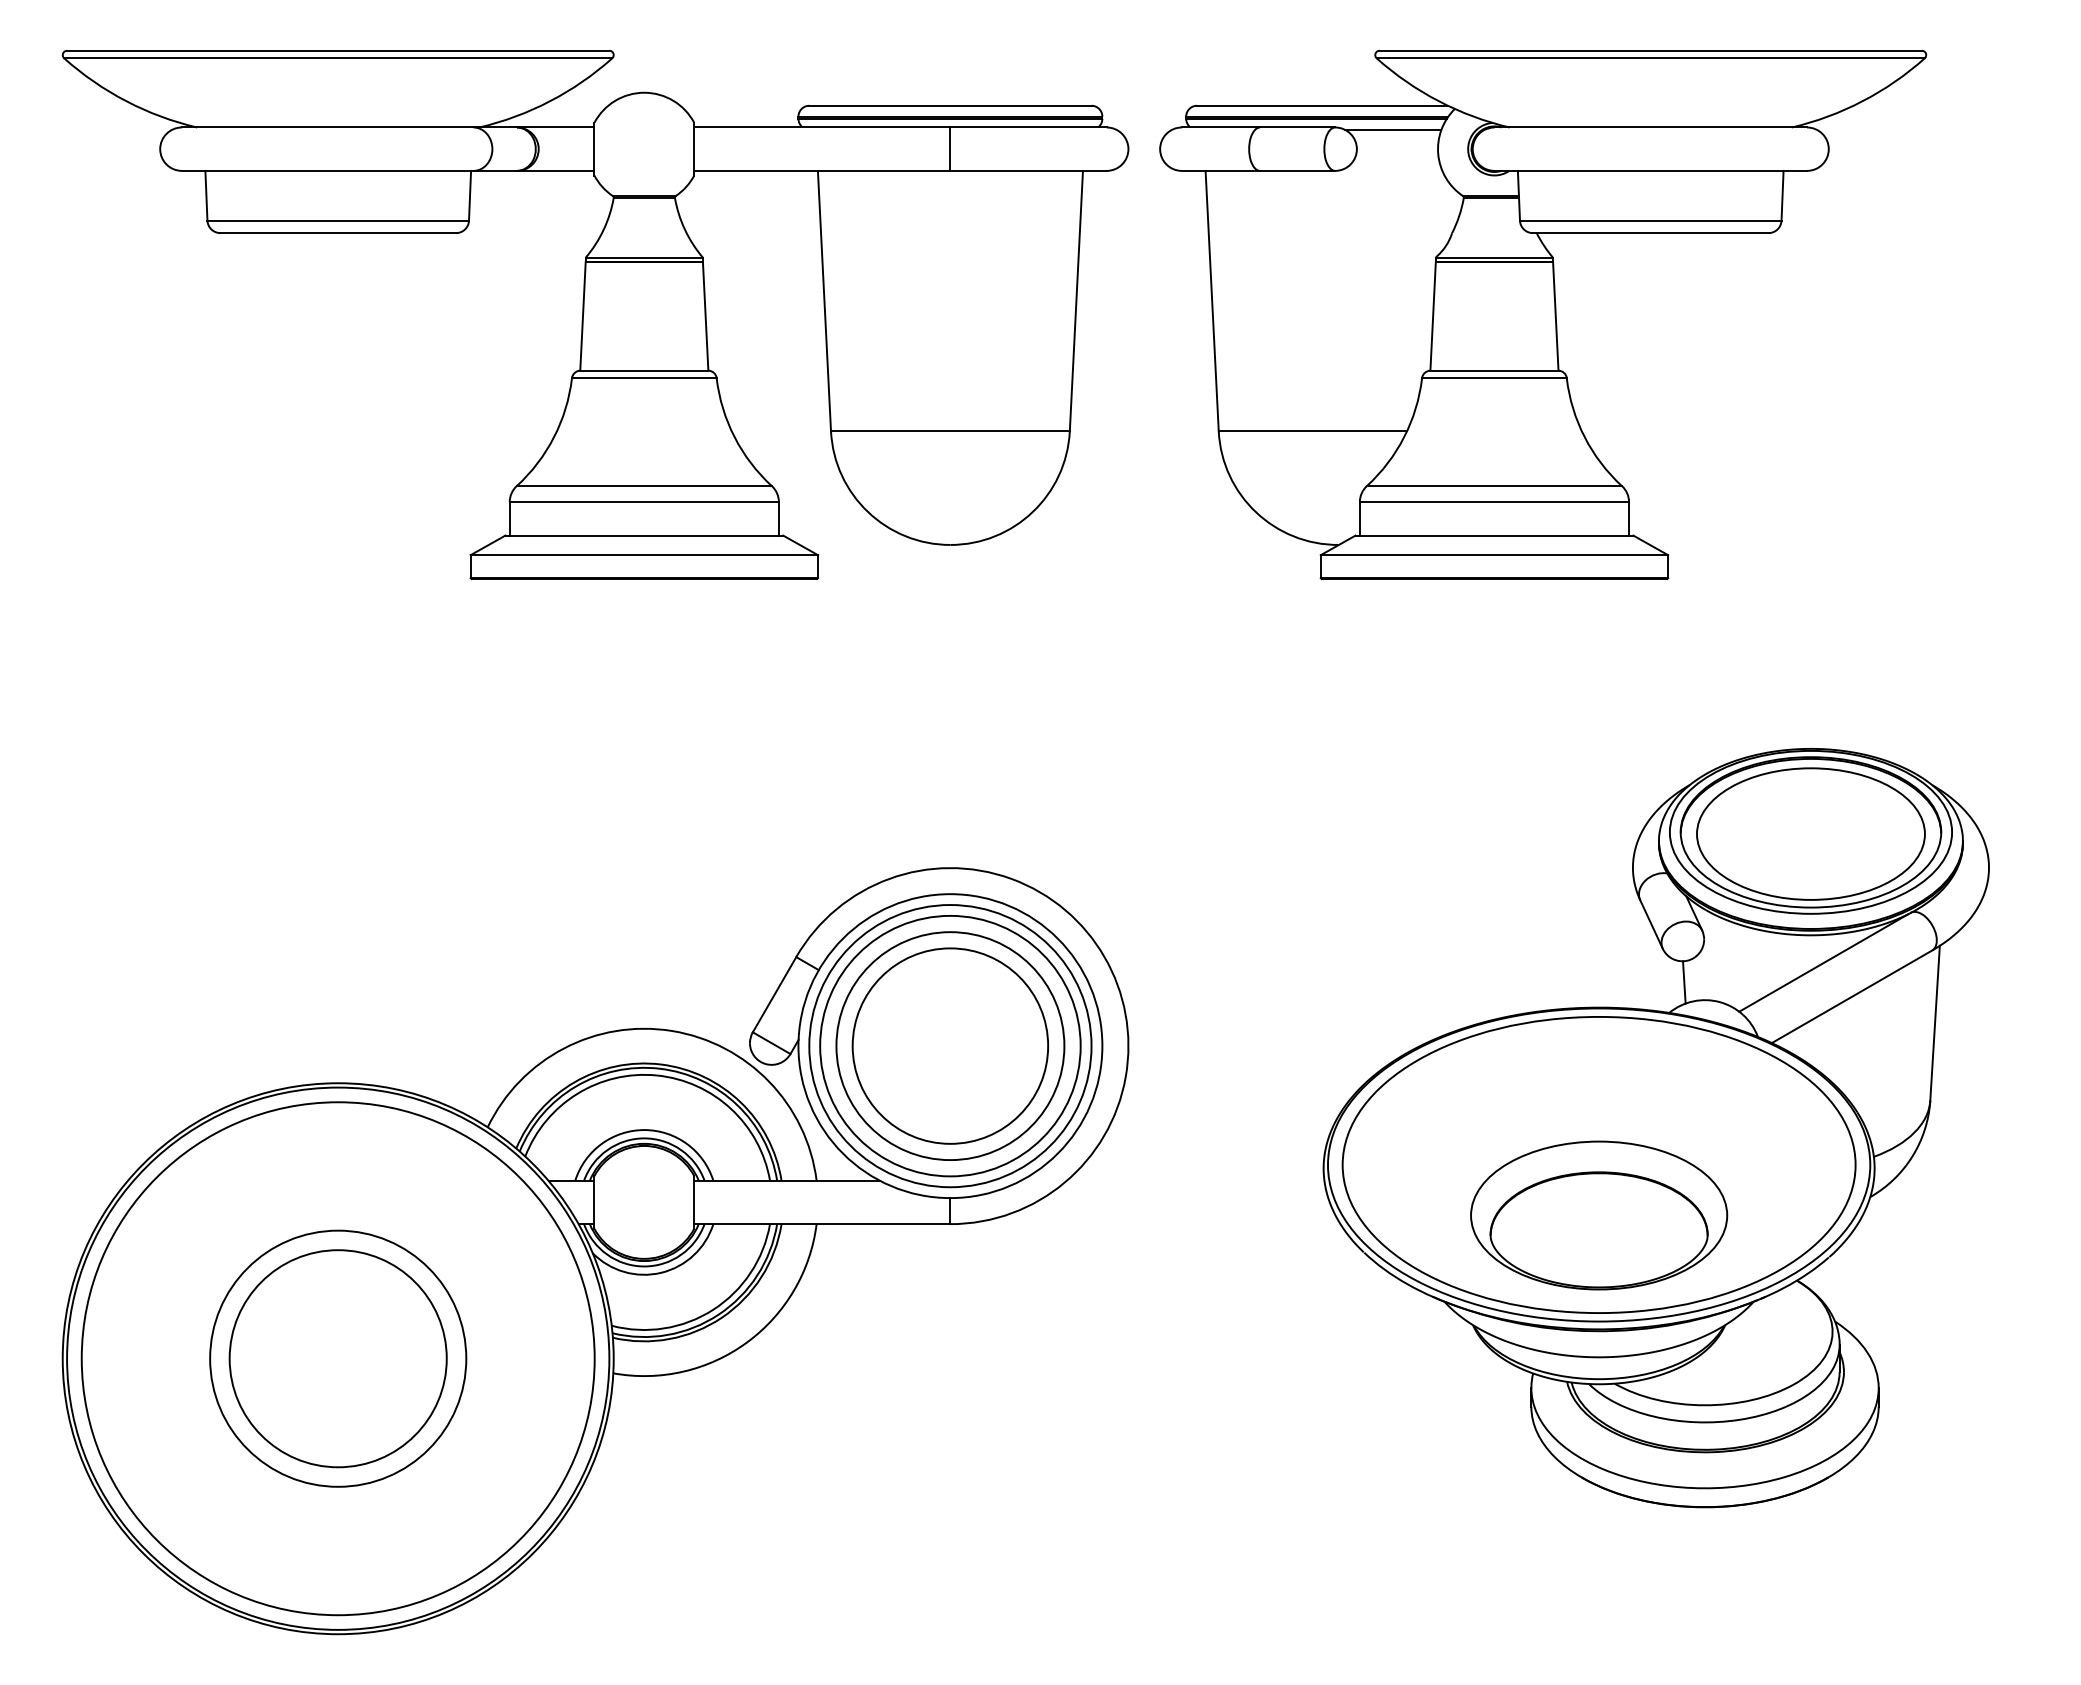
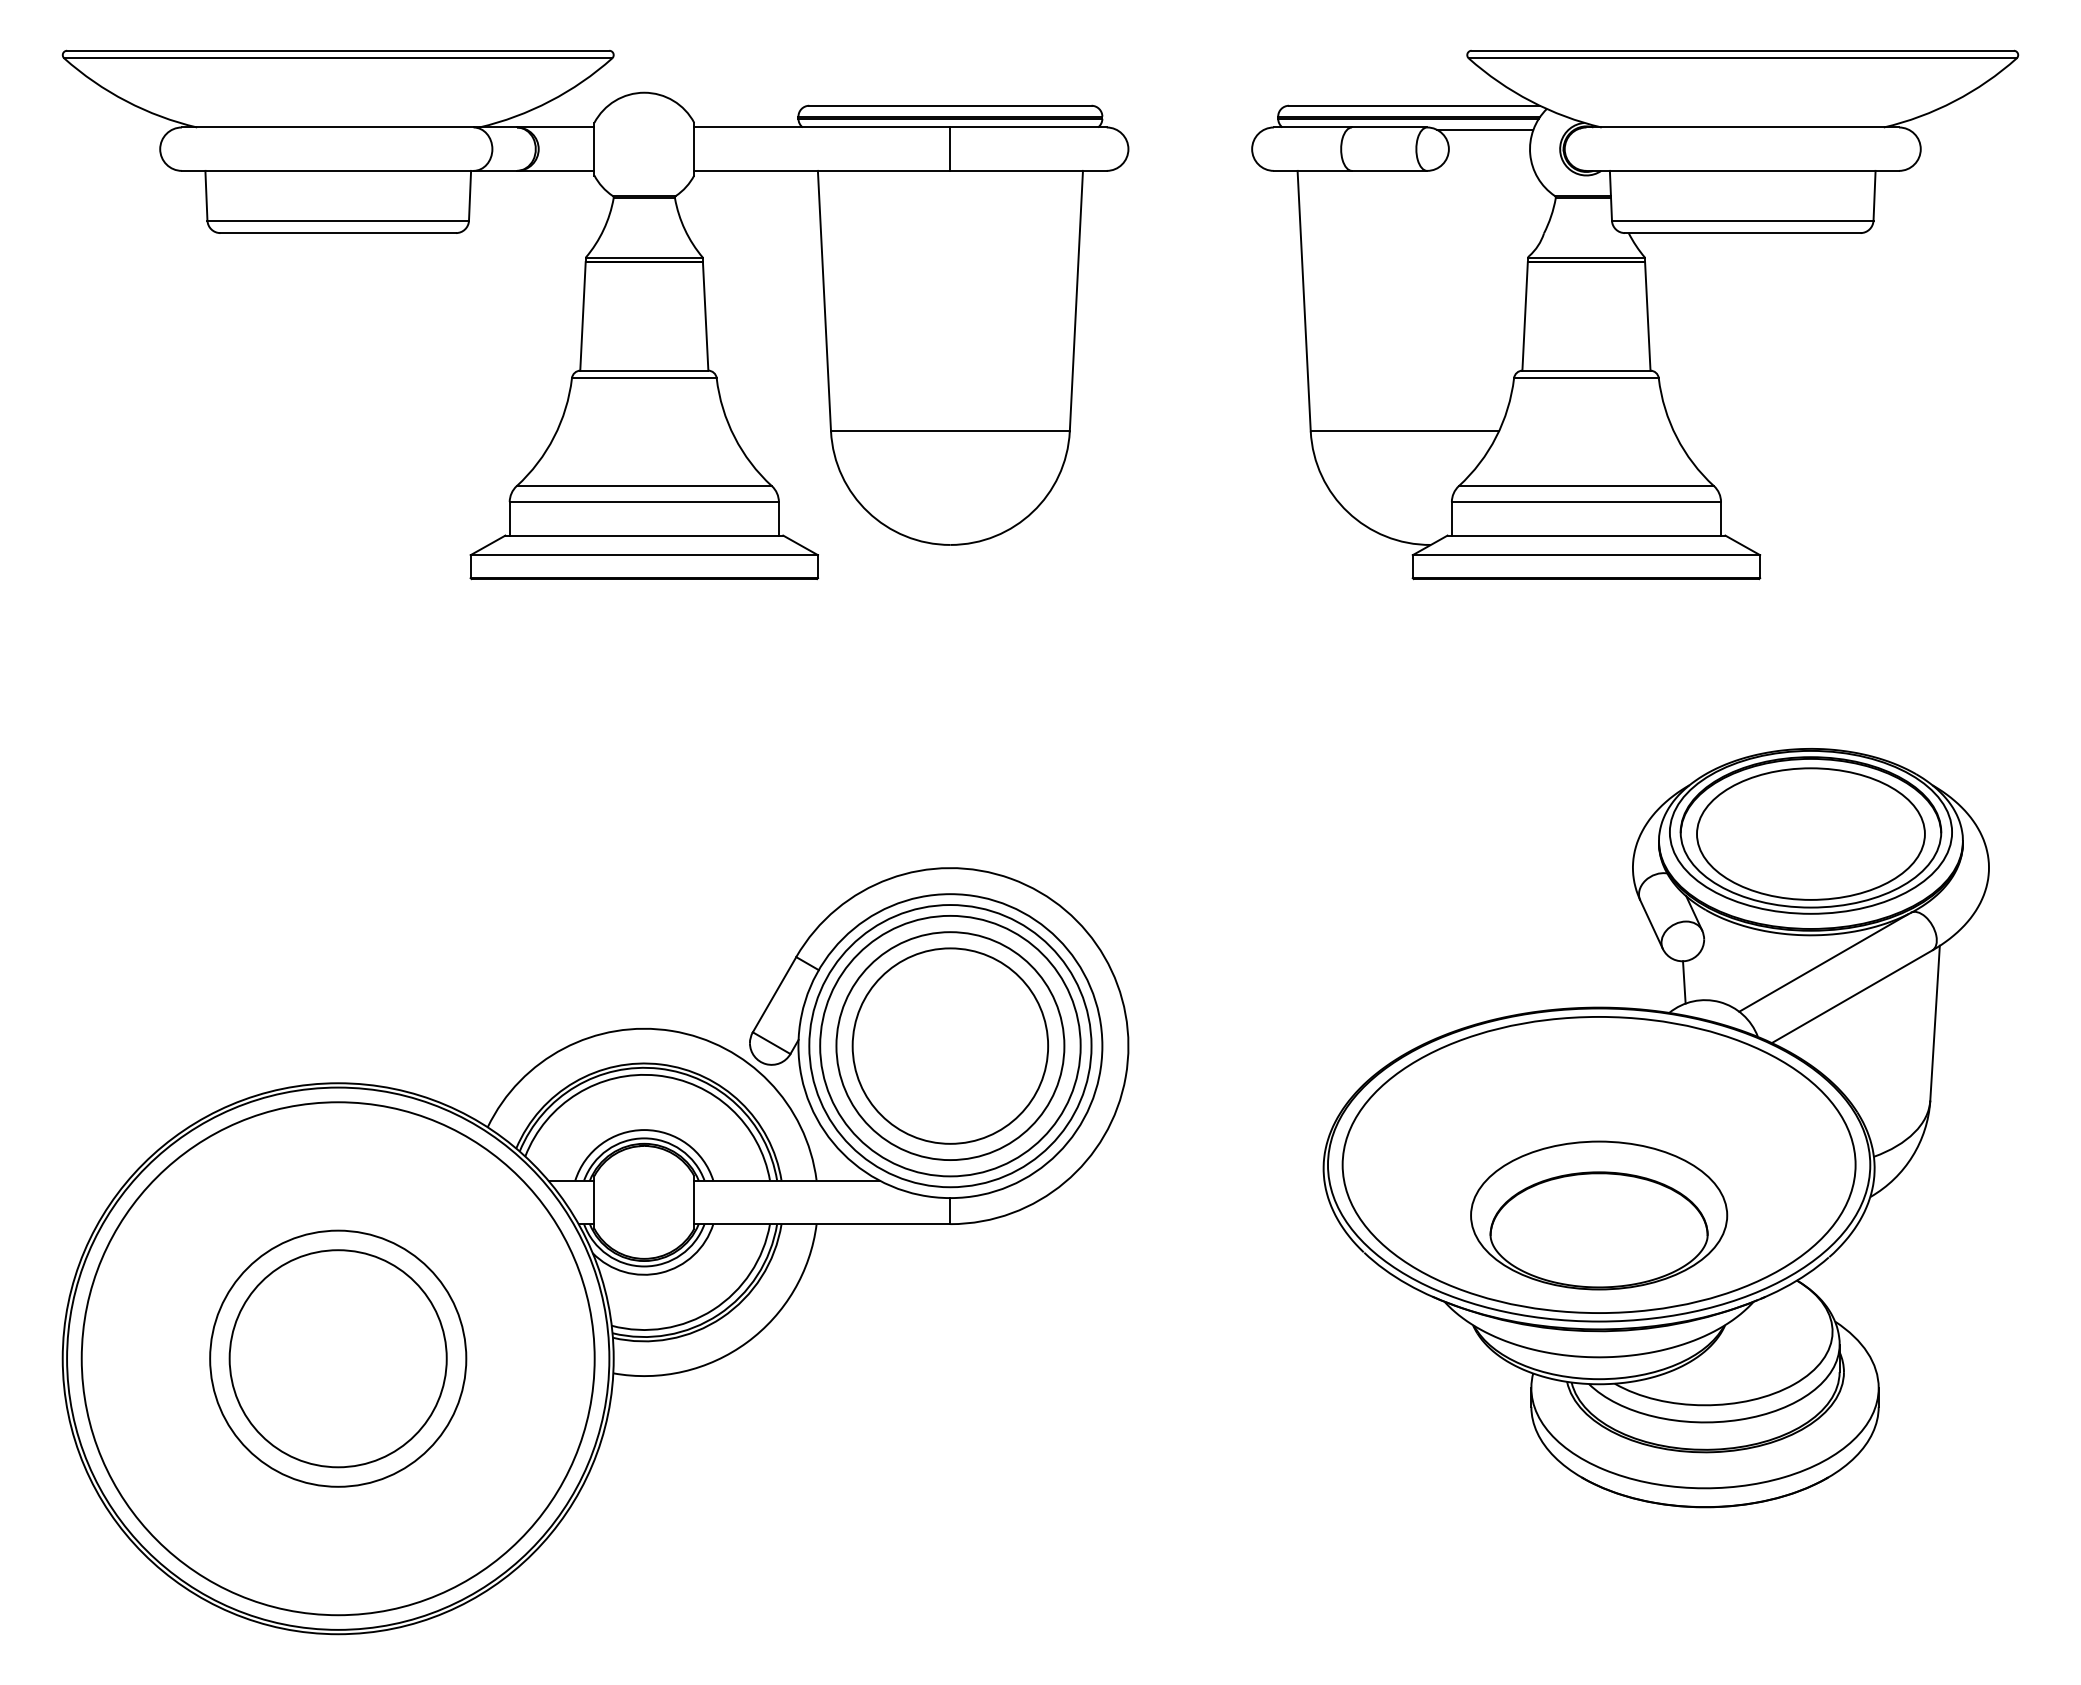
part position: (1543, 314) -> (1635, 314) (1635, 314)
